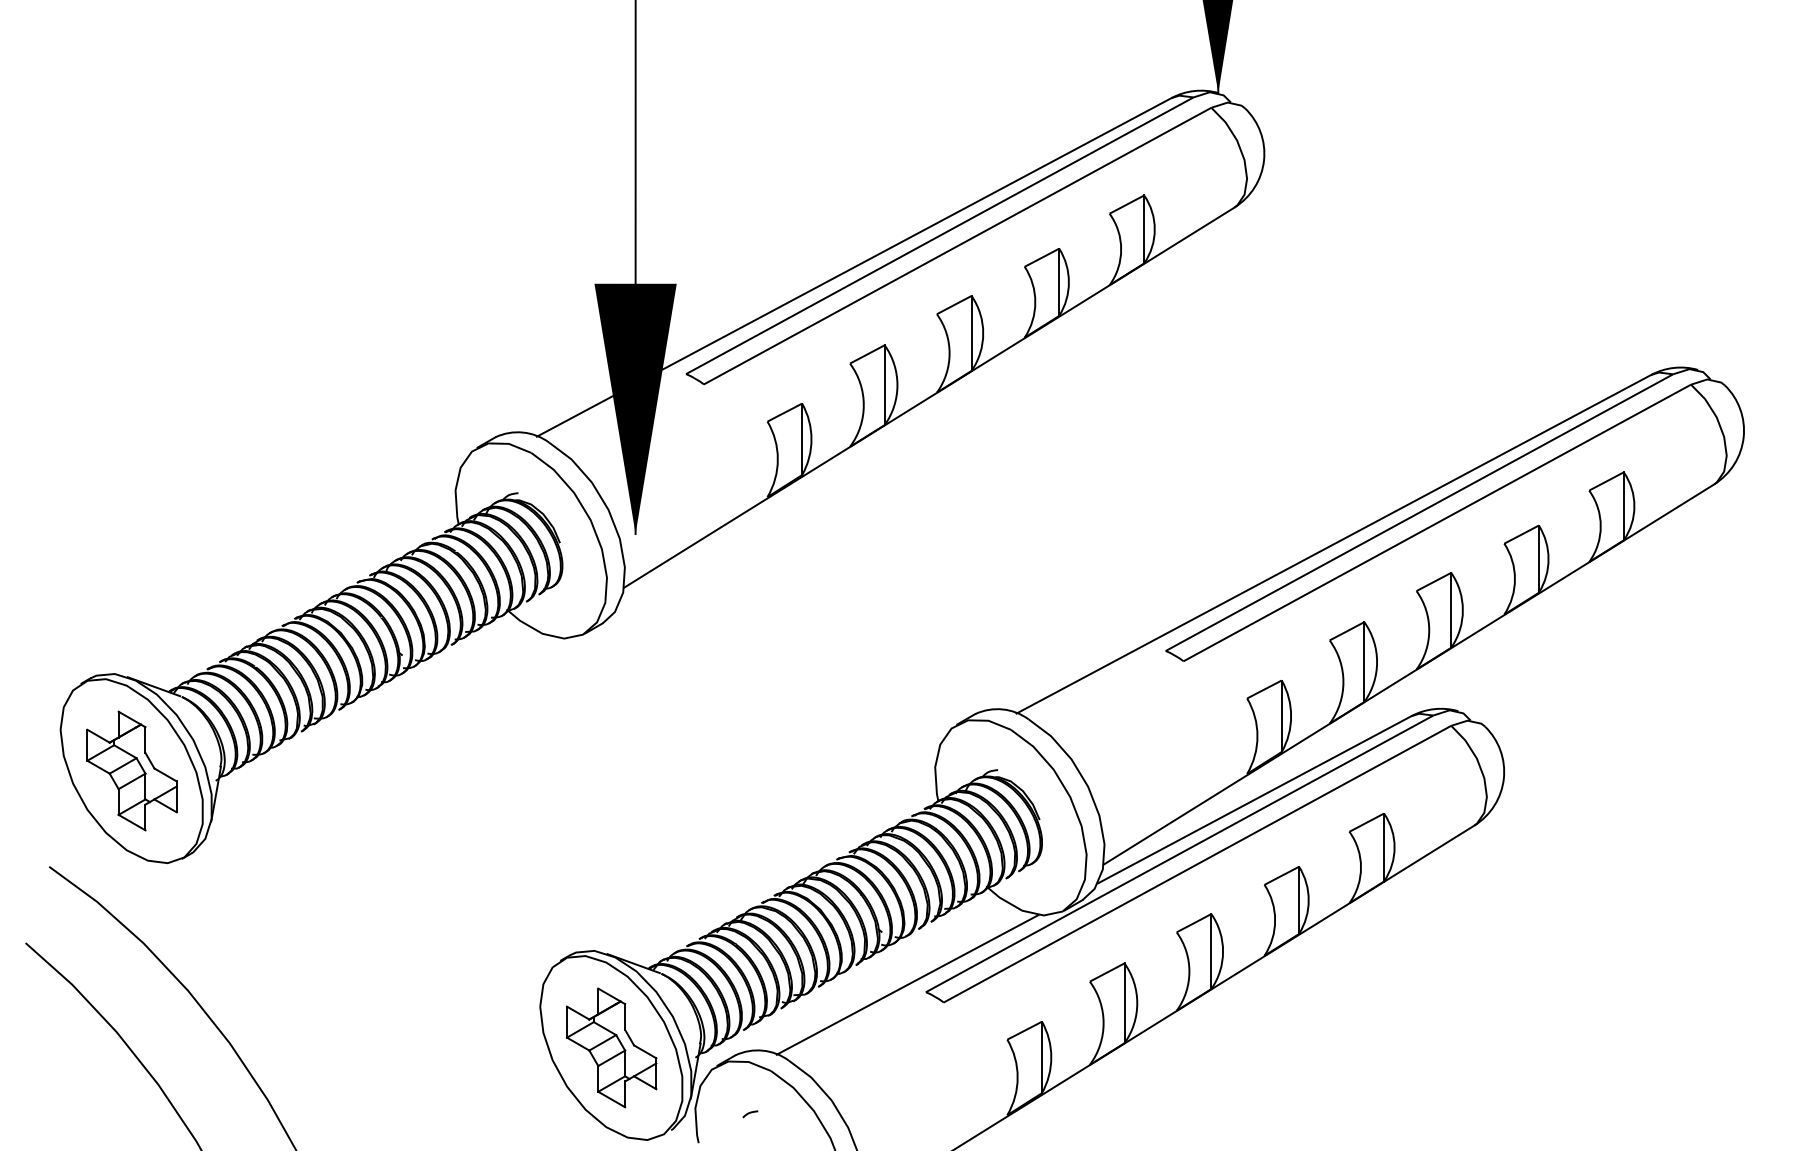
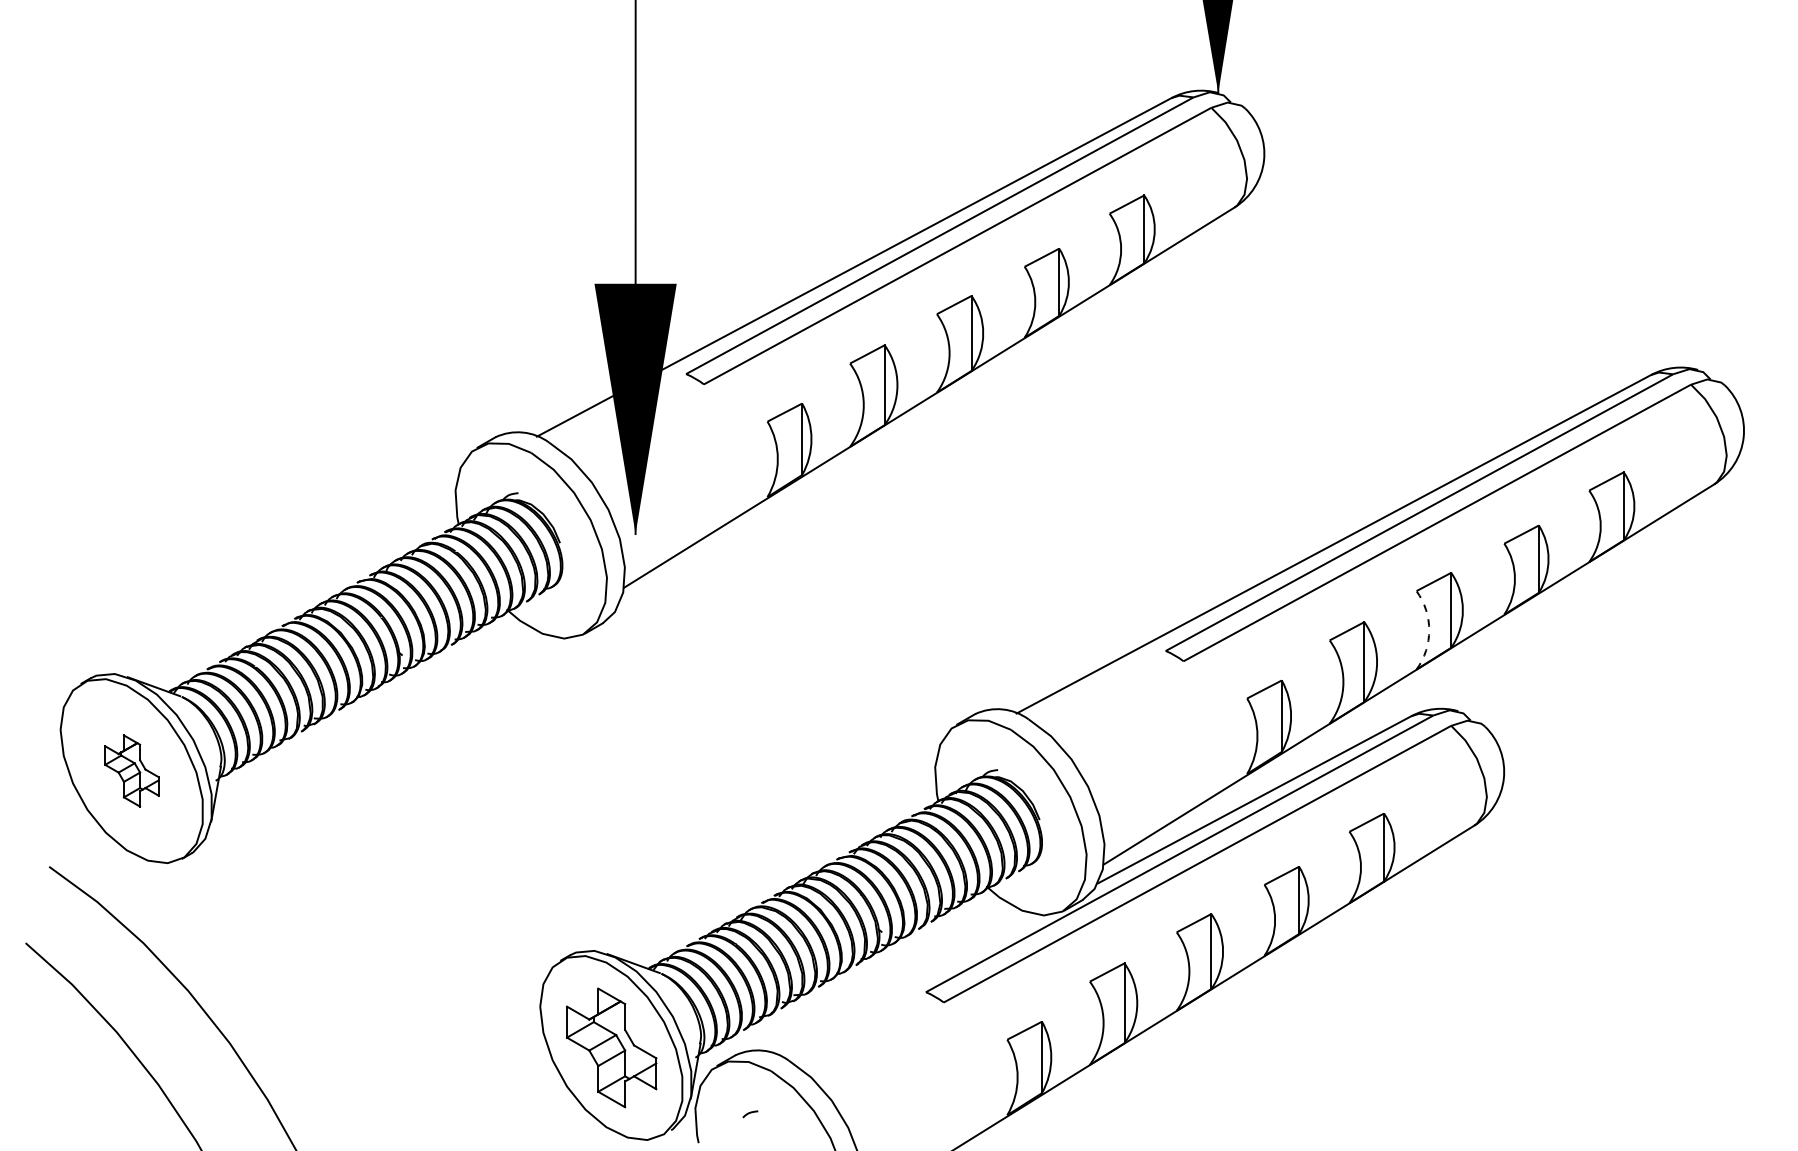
arc: solid -> dashed (1429, 630)
part size: 92x122 px -> 56x74 px (131, 770)
line: present -> none (907, 984)
